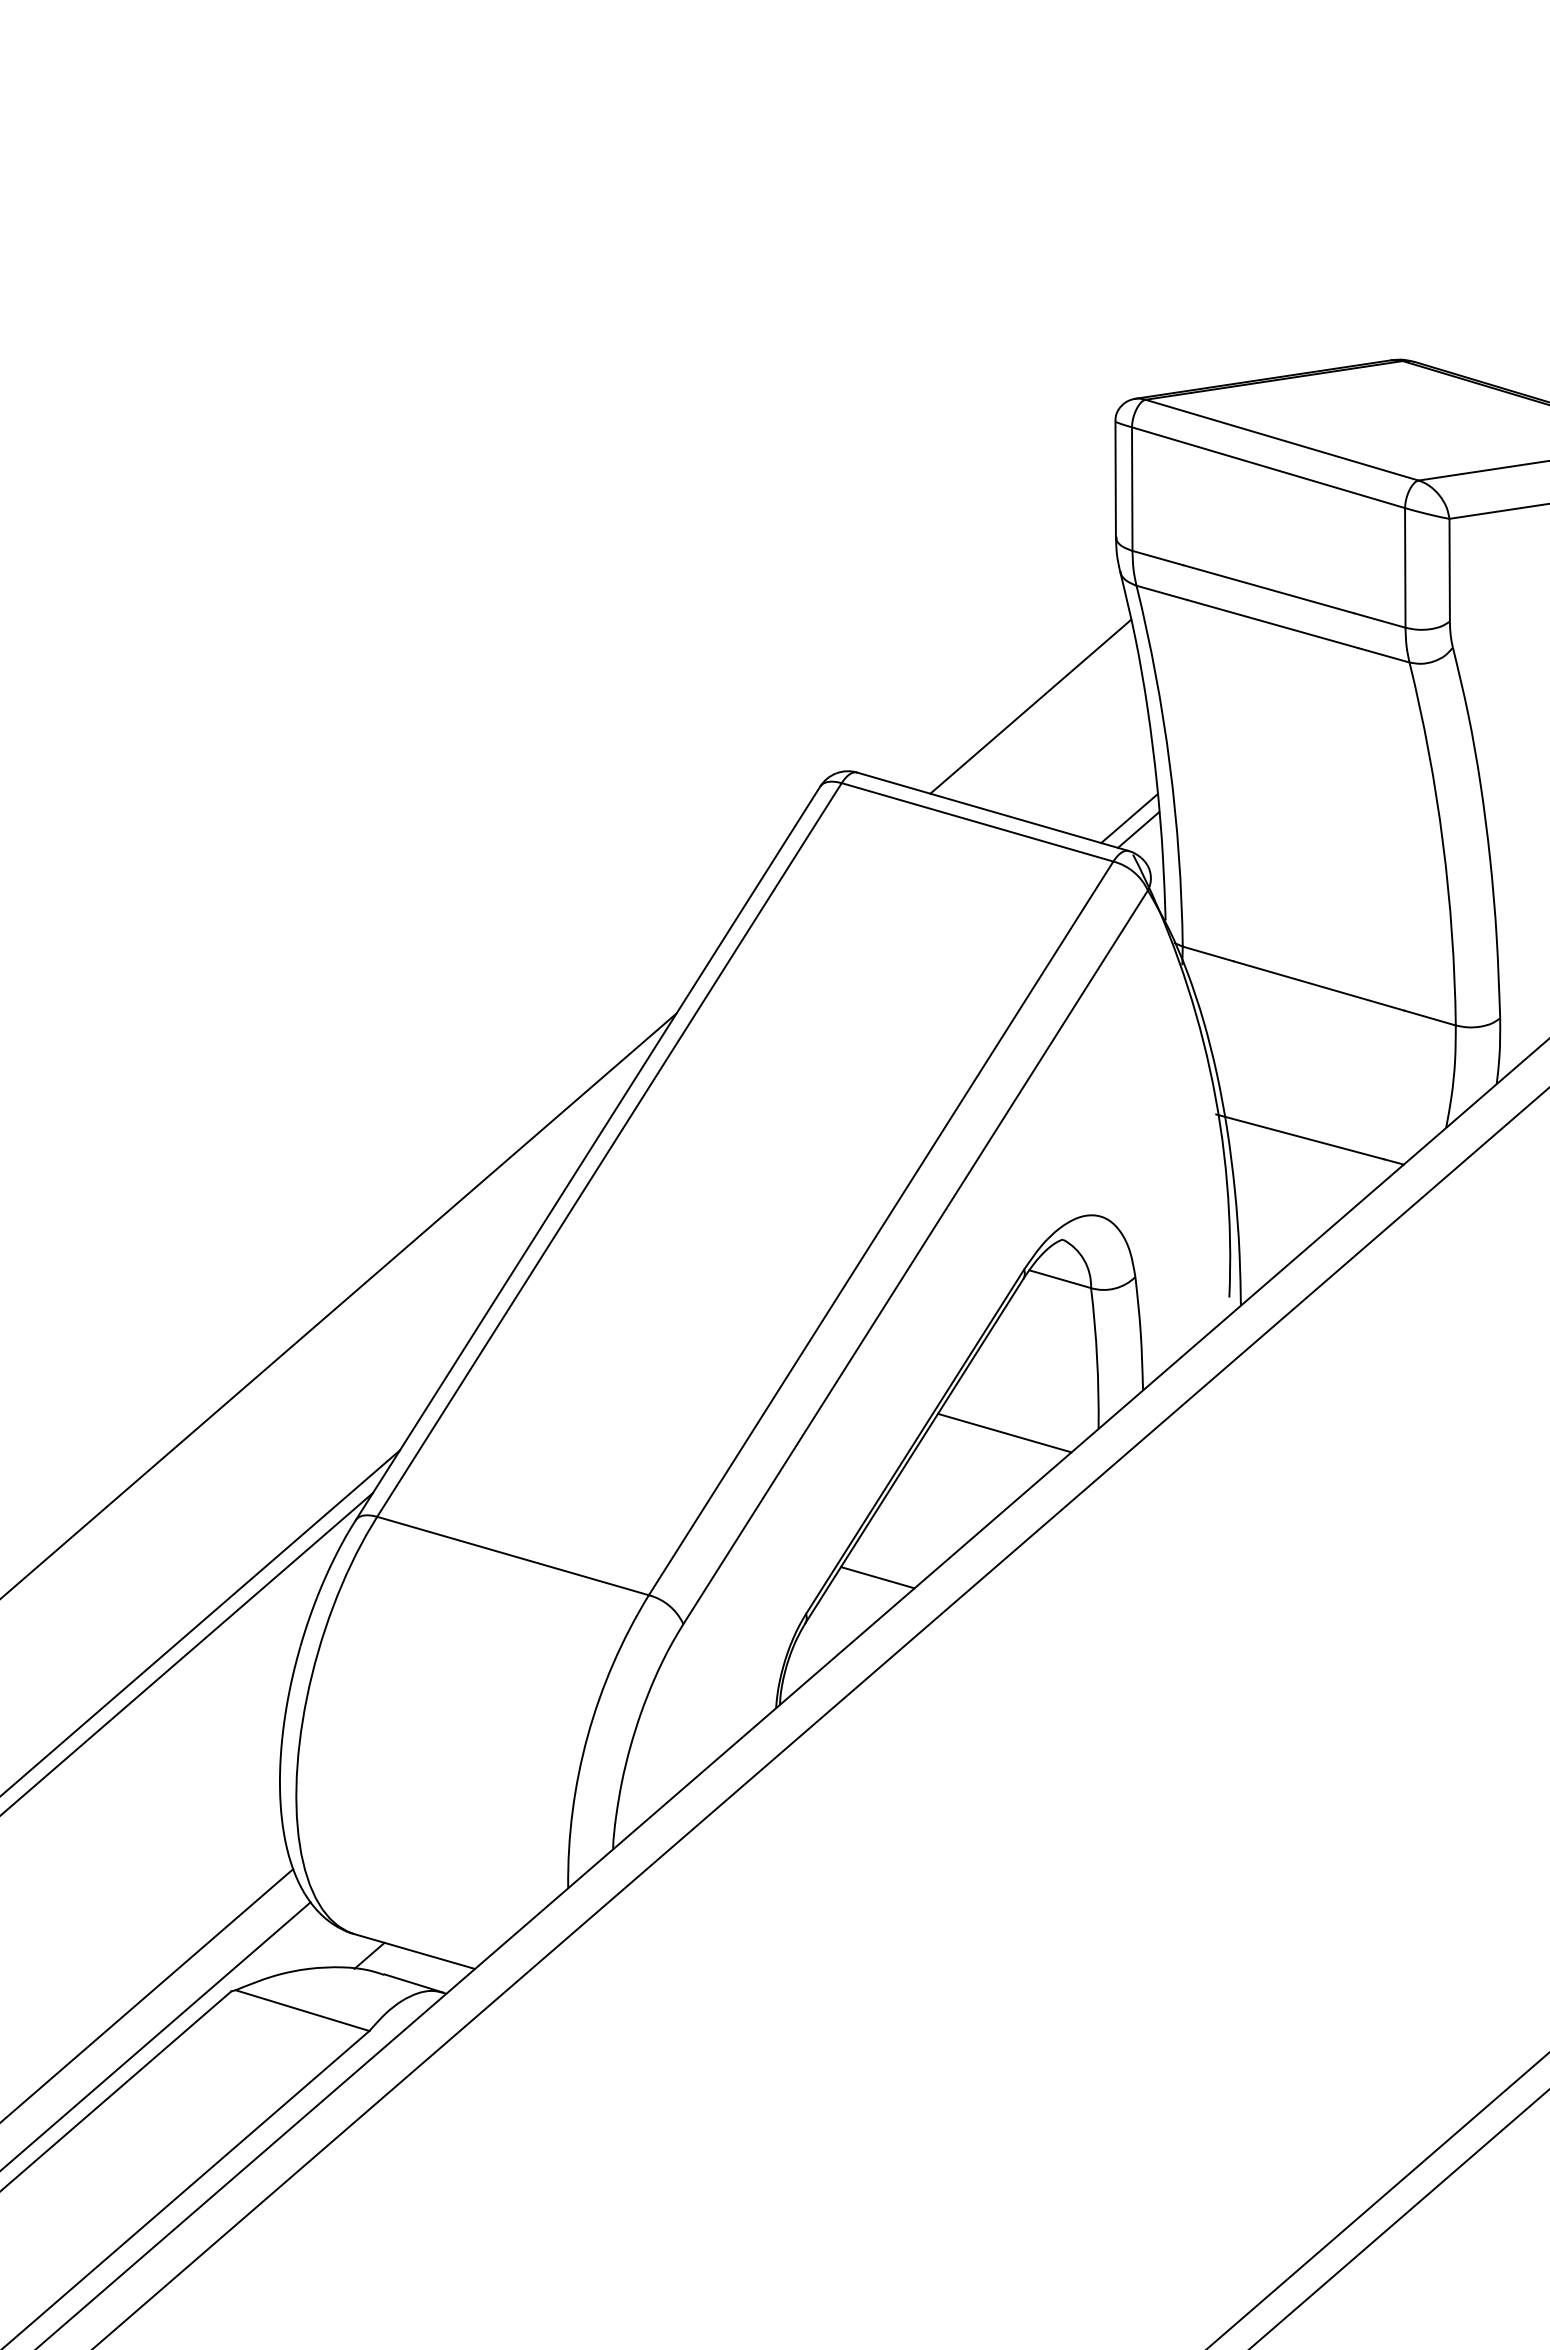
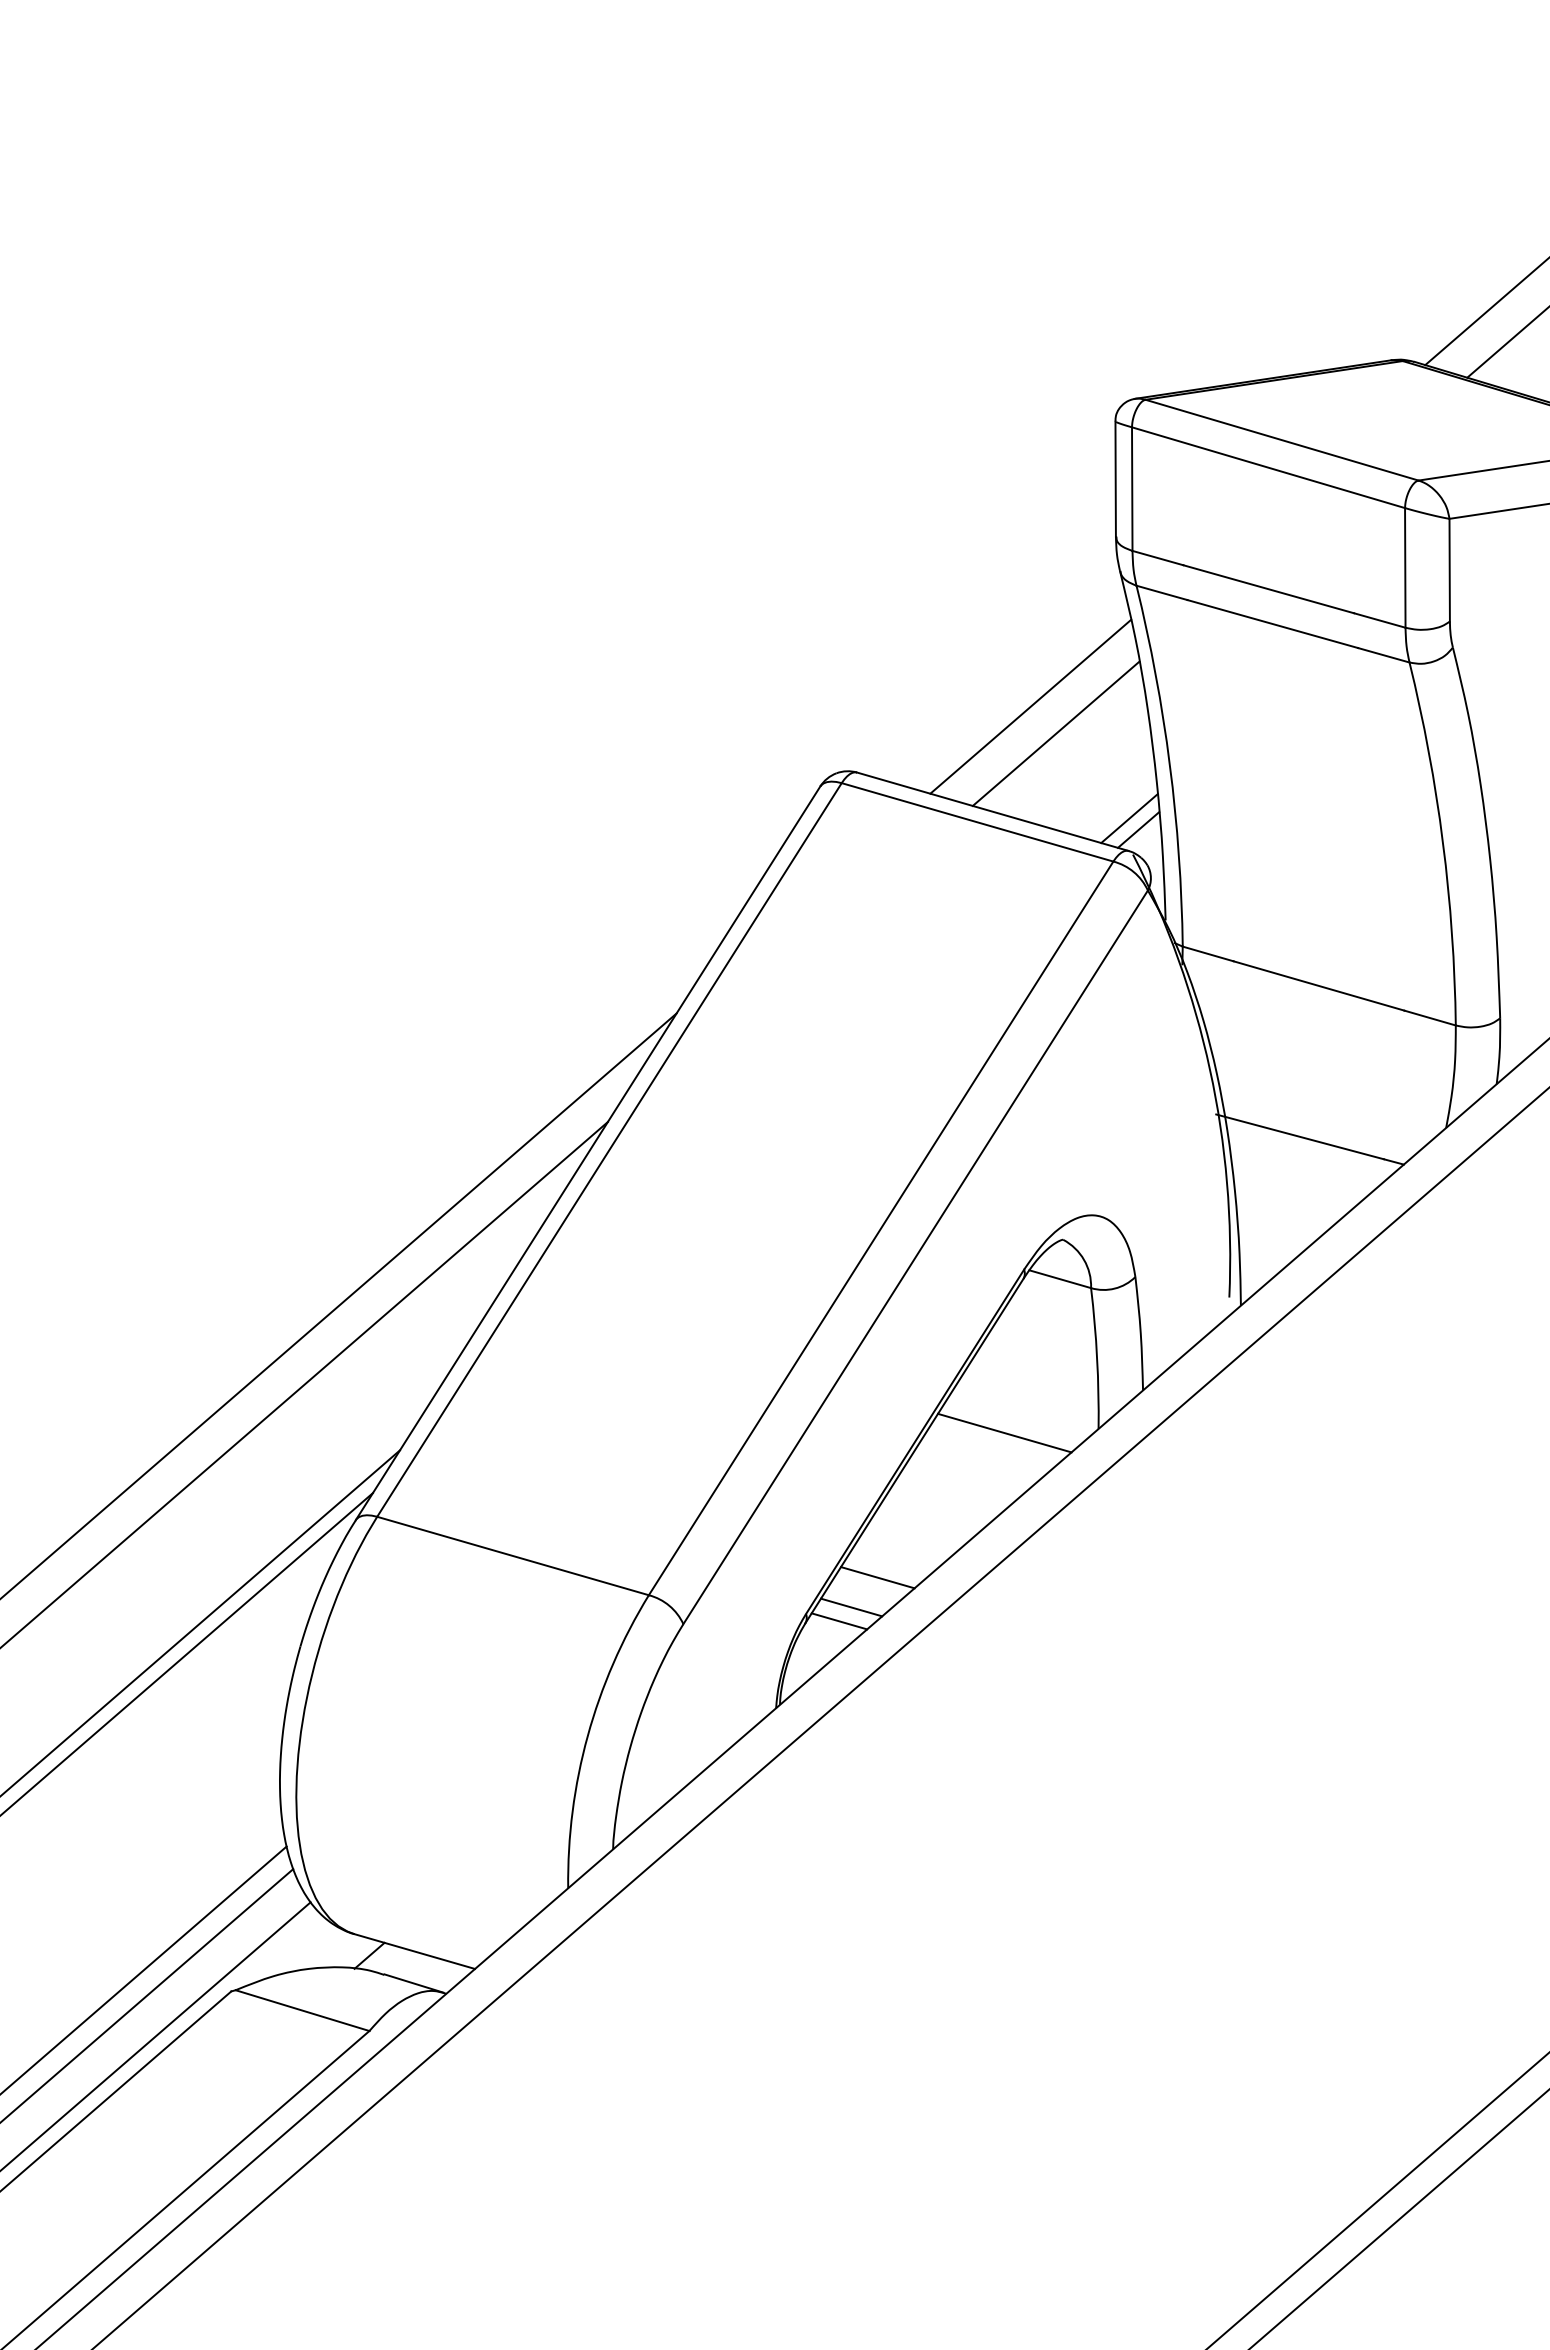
line: none -> present (1485, 312)
line: none -> present (1506, 342)
line: none -> present (1055, 733)
line: none -> present (304, 1384)
line: none -> present (851, 1607)
line: none -> present (839, 1621)
line: none -> present (144, 1969)
